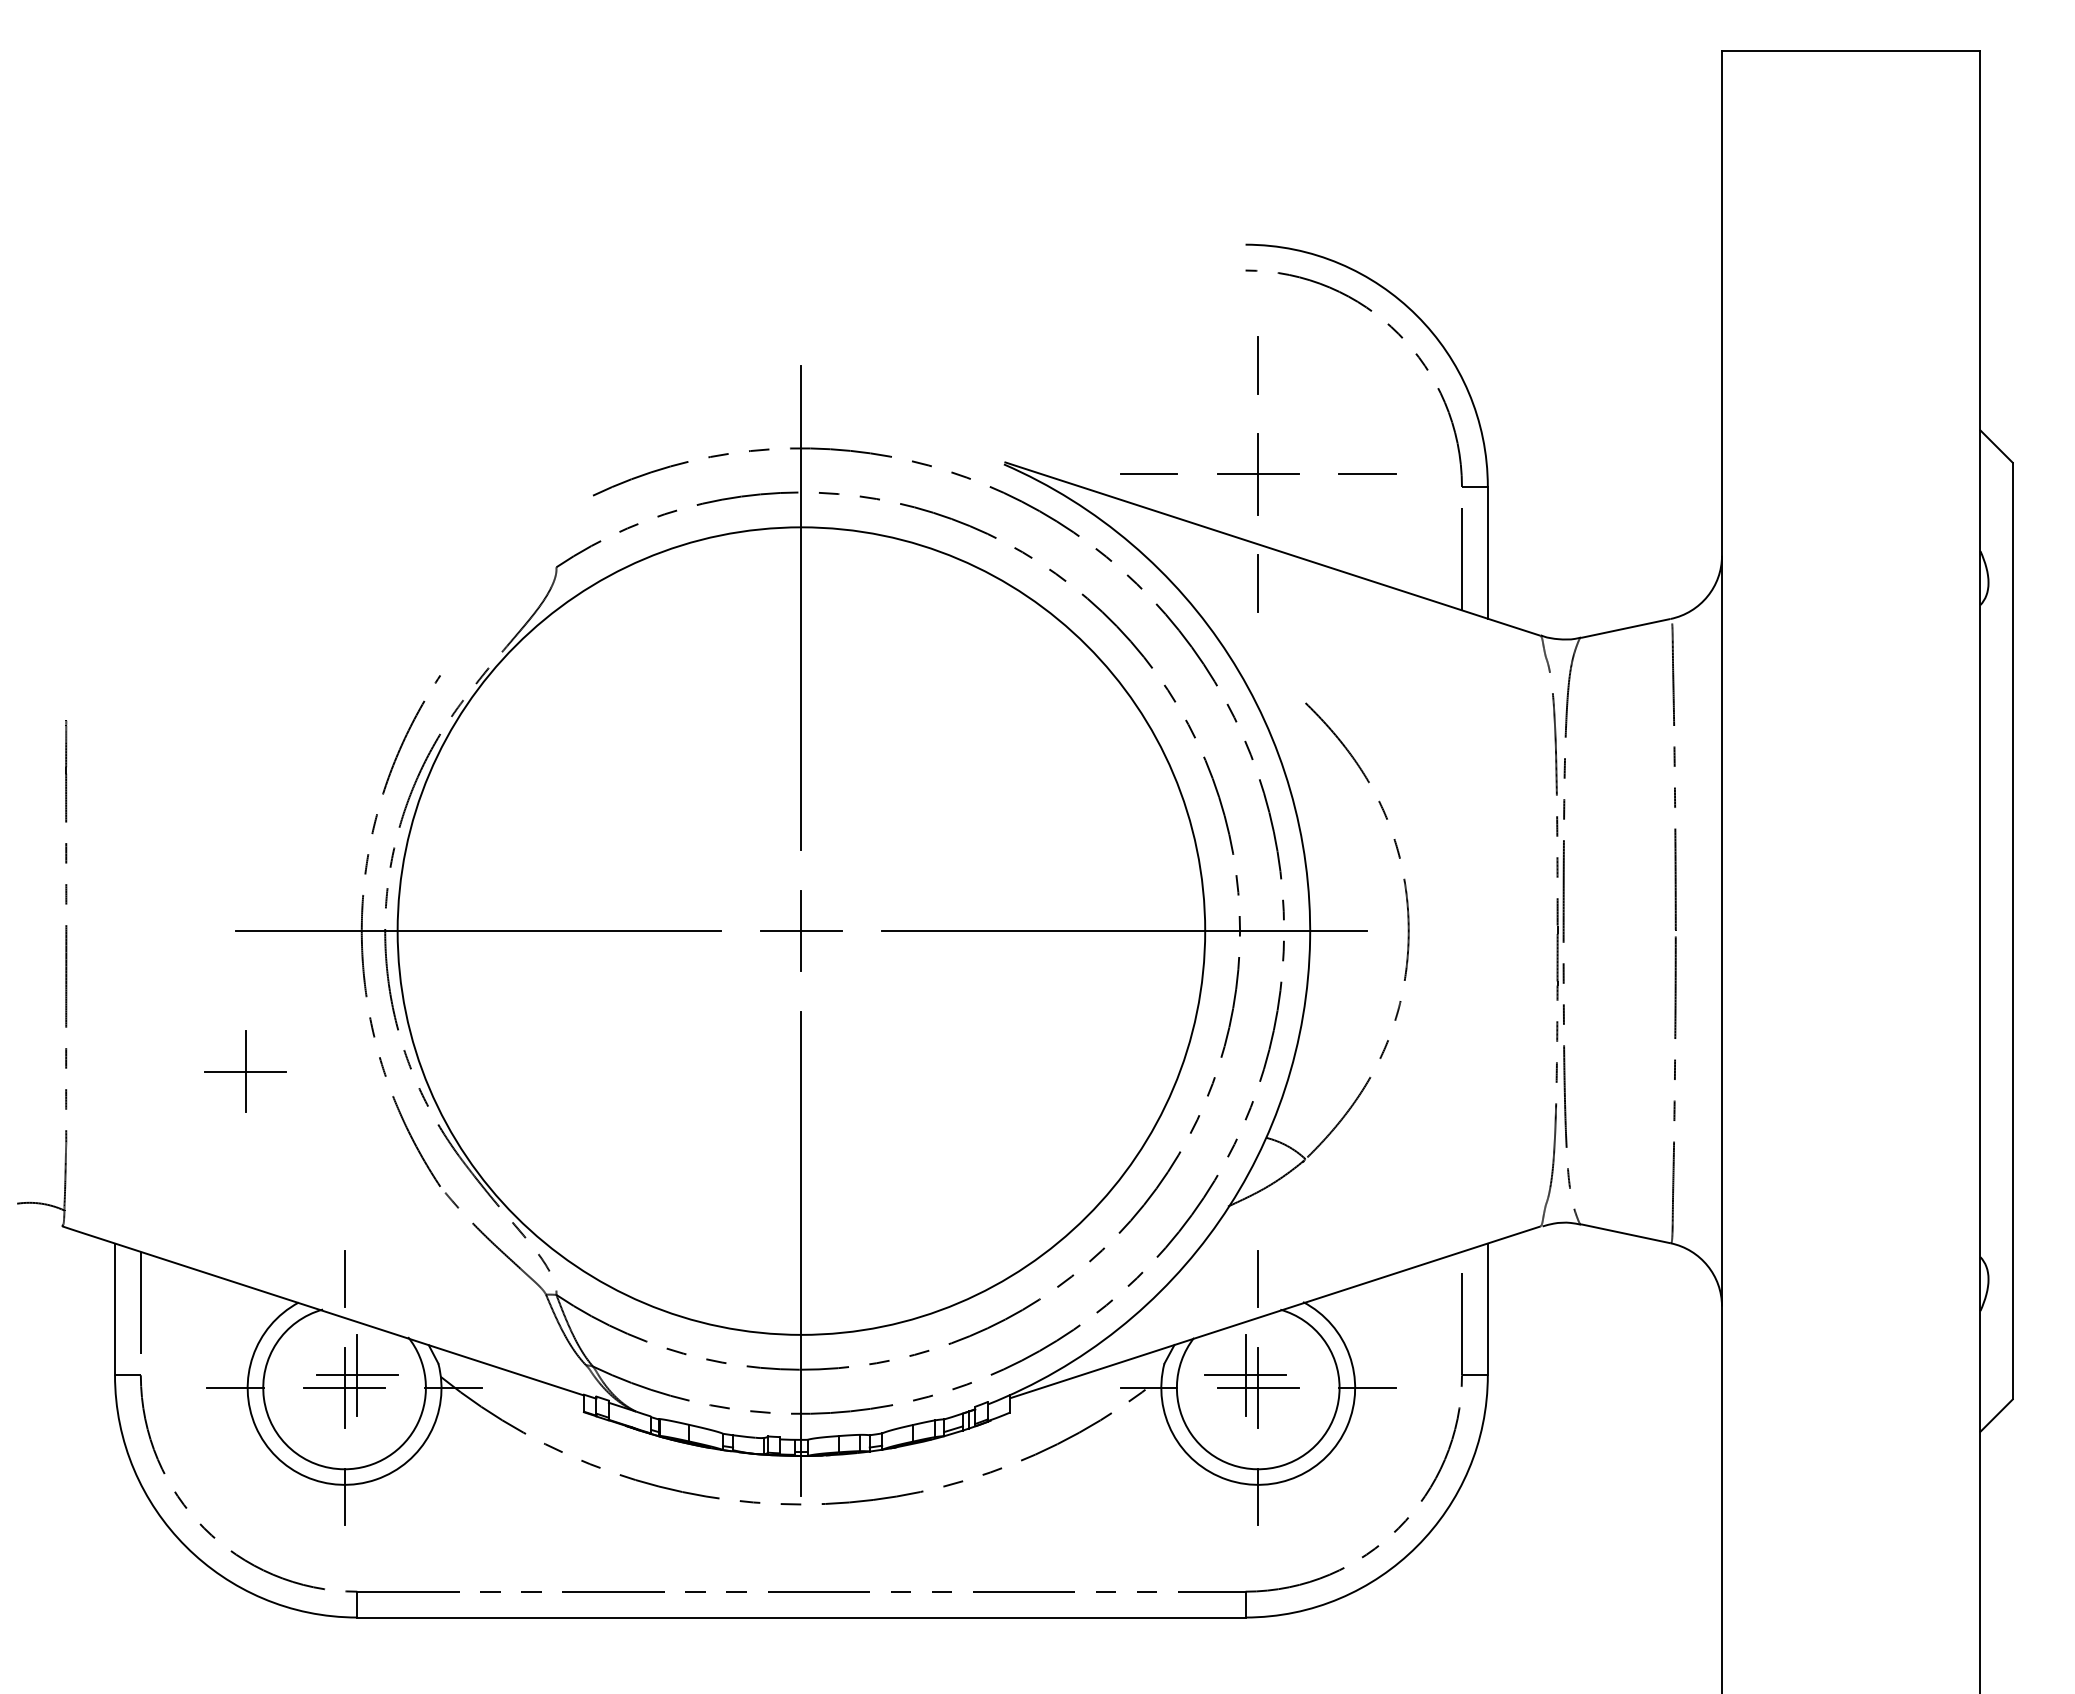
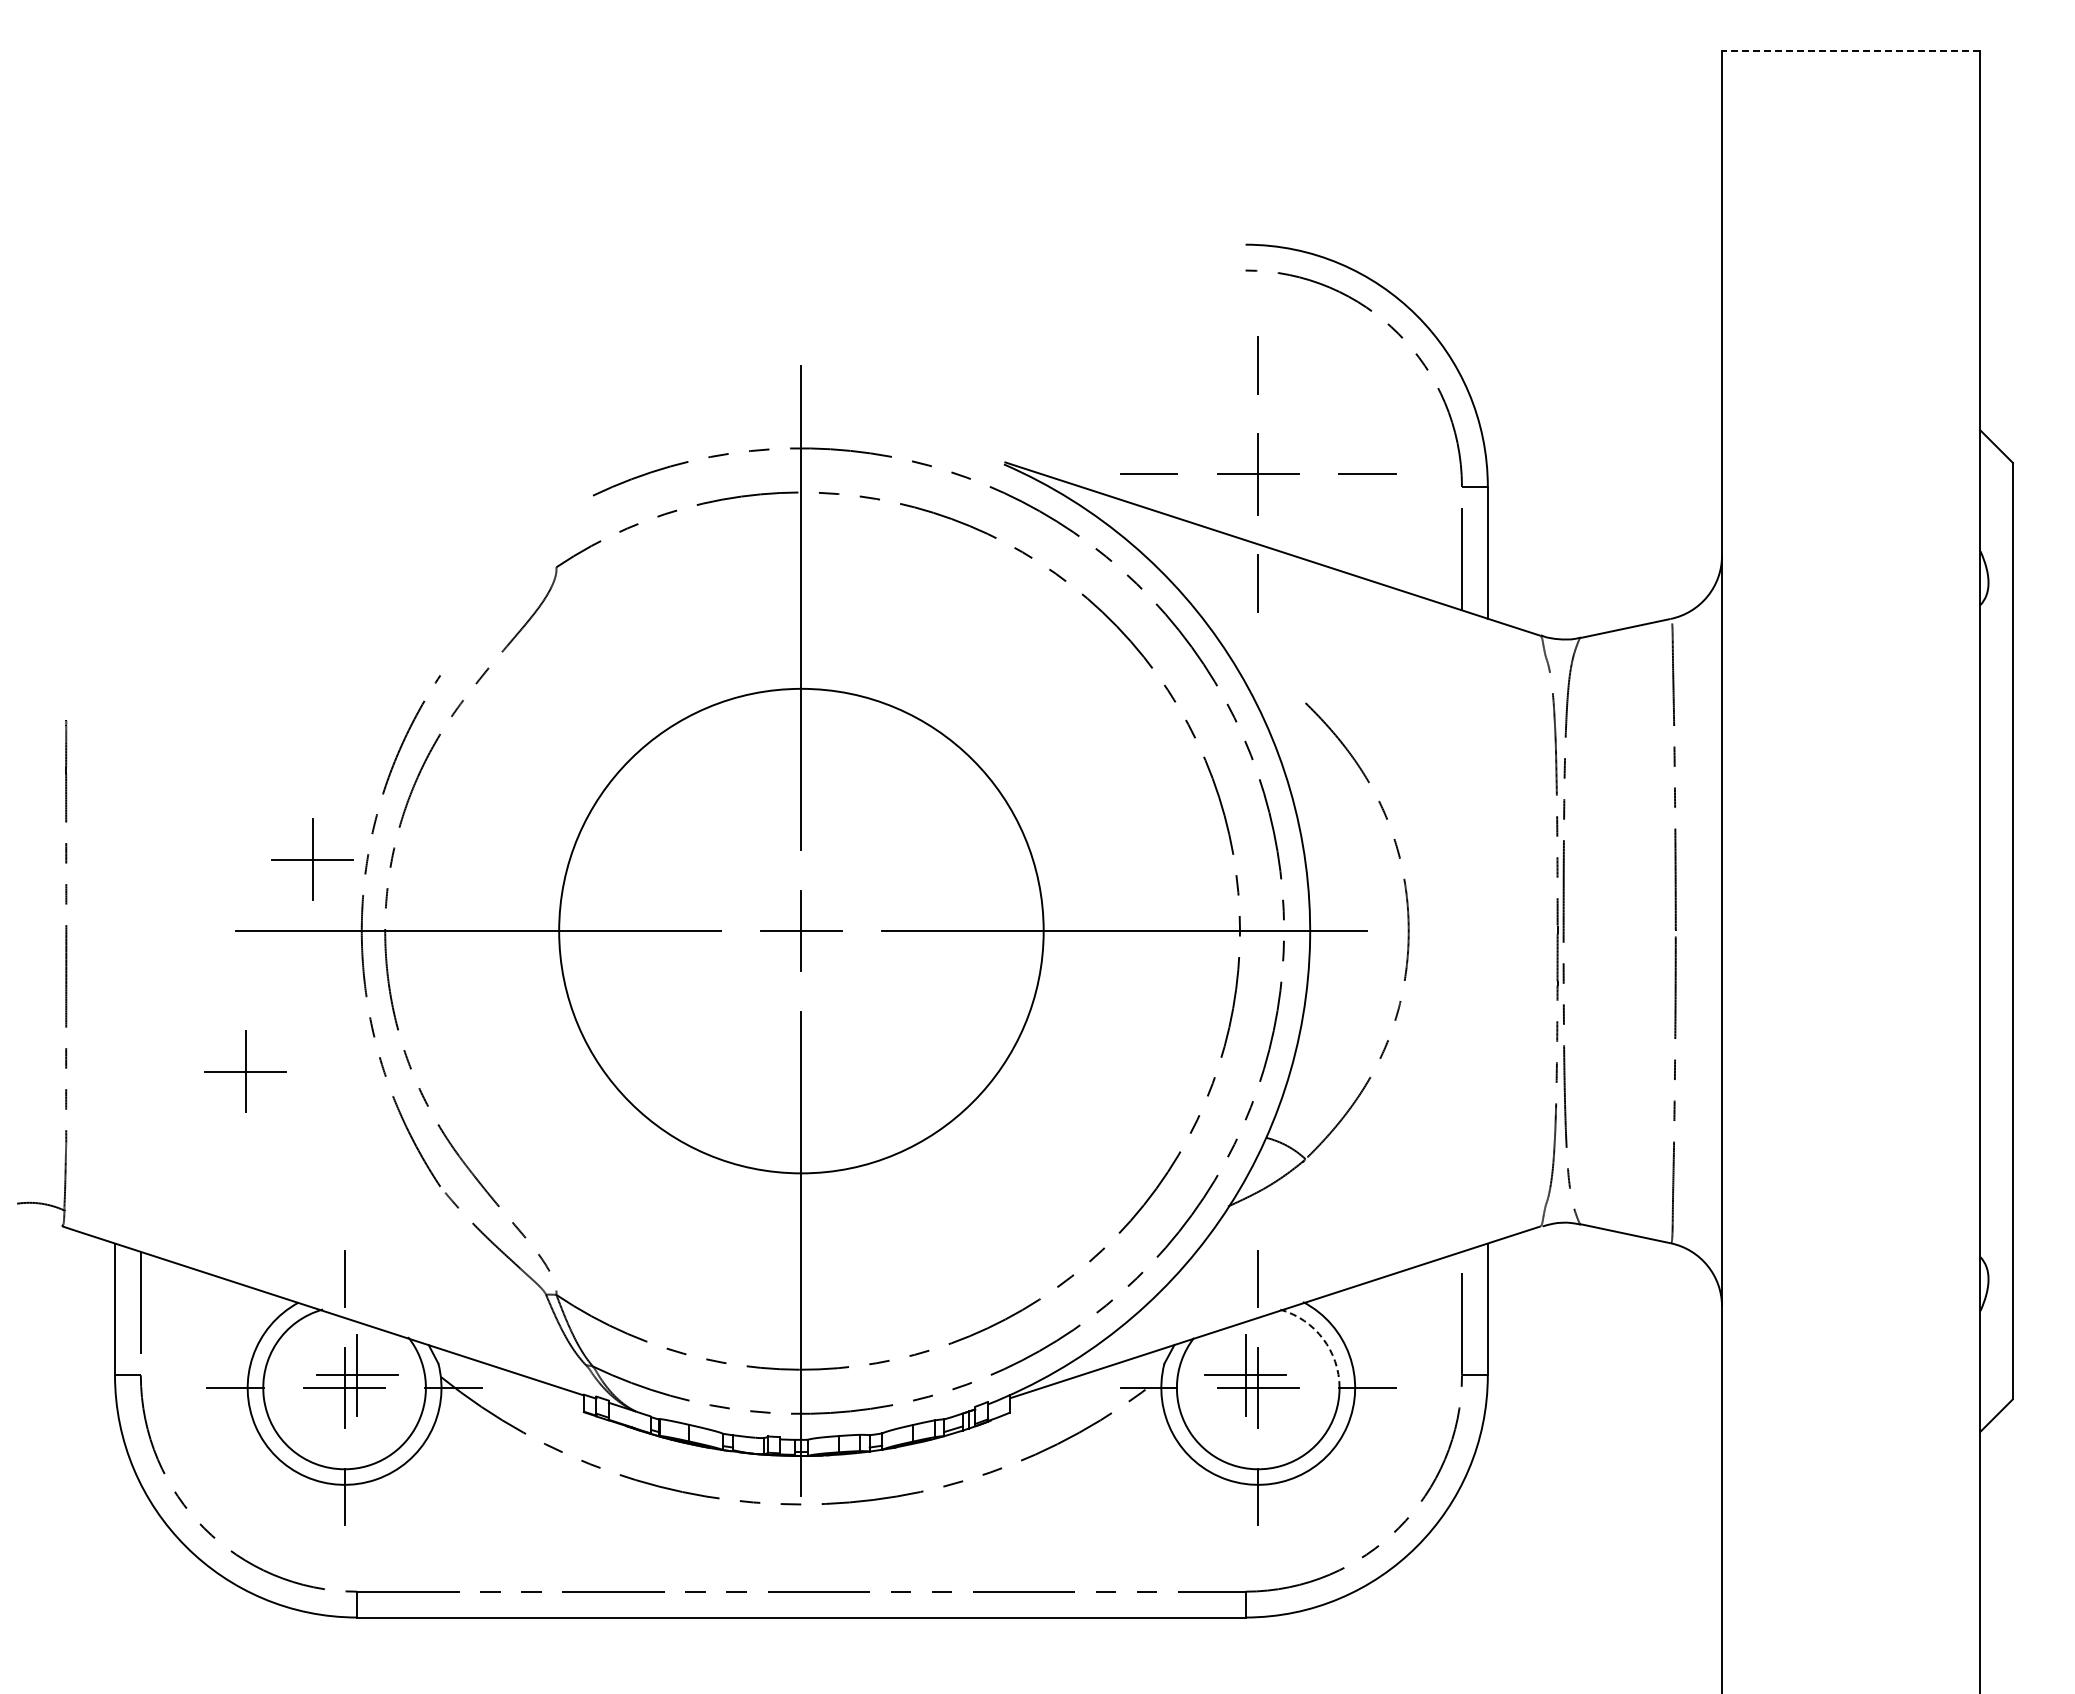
line: solid -> dashed (1850, 50)
part: none -> present (312, 859)
circle diameter: 808 px -> 485 px (801, 930)
arc: solid -> dashed (1323, 1338)
